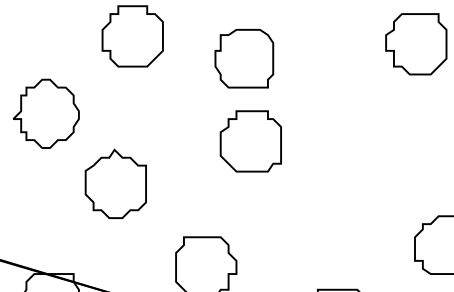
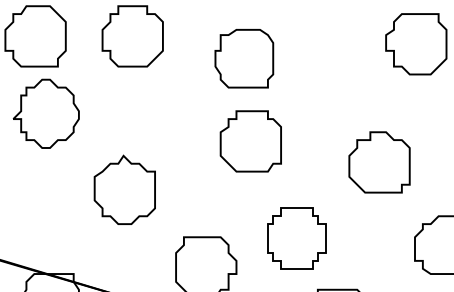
part: none -> present (35, 36)
part: none -> present (379, 162)
part position: (115, 183) -> (124, 189) (124, 189)
part: none -> present (296, 238)
